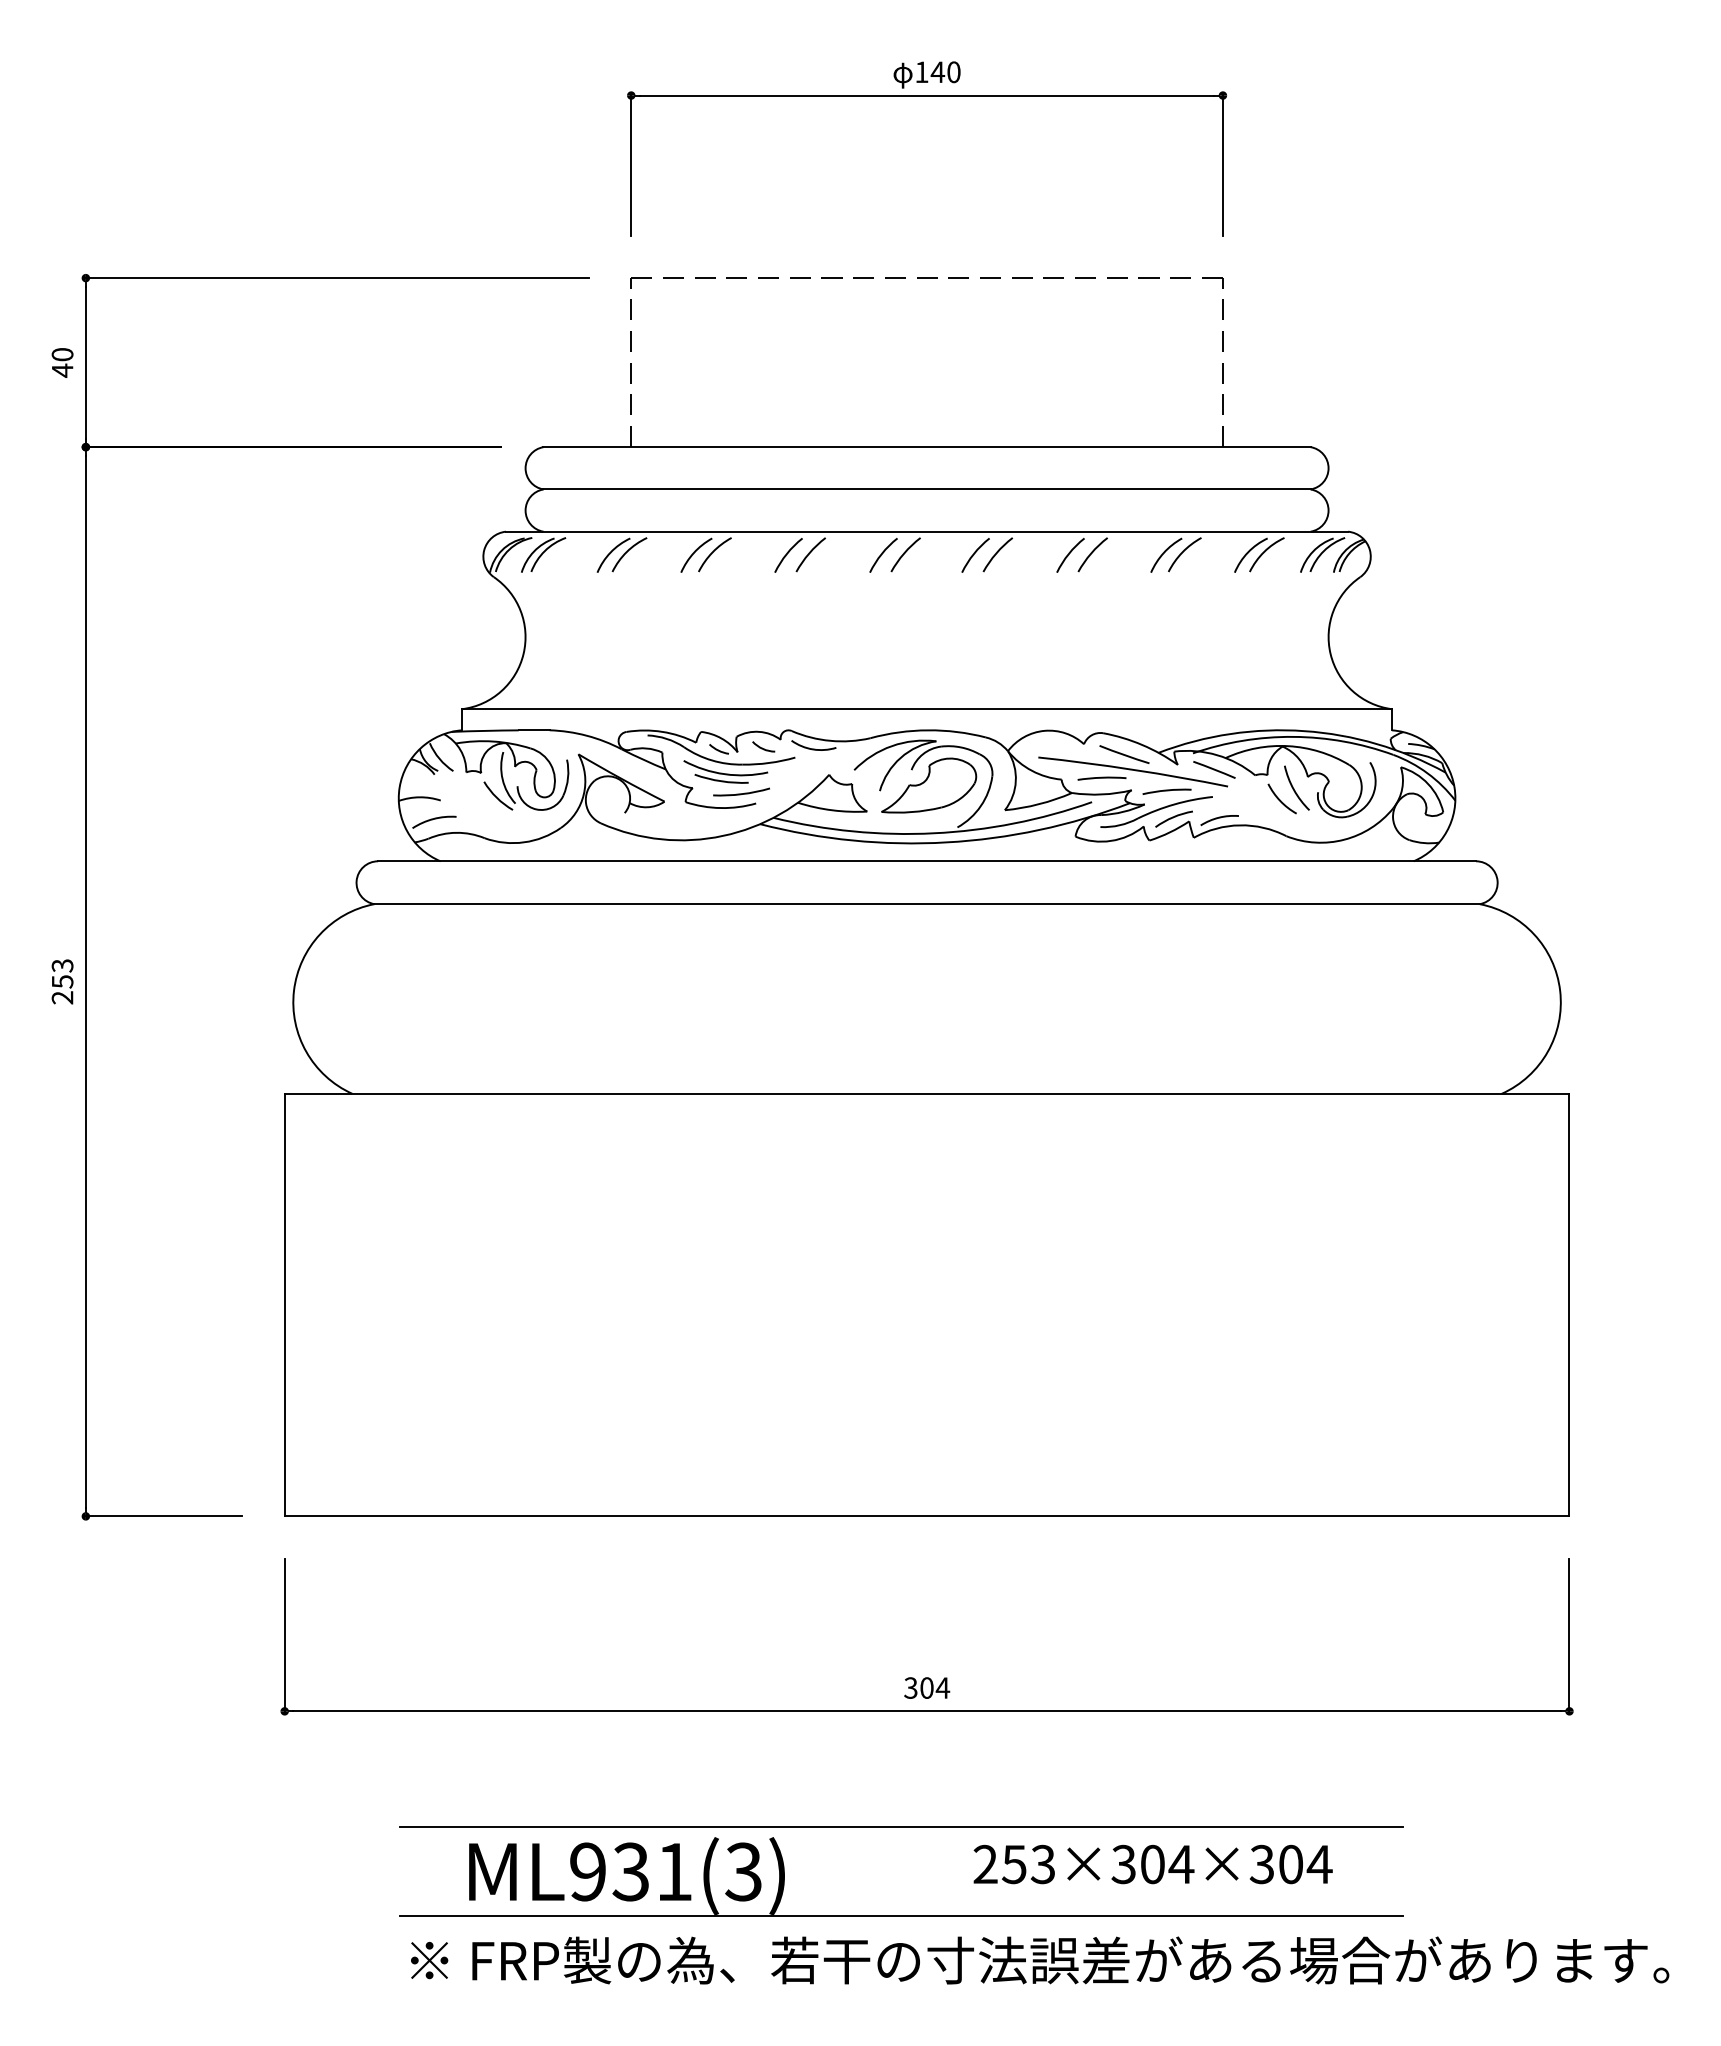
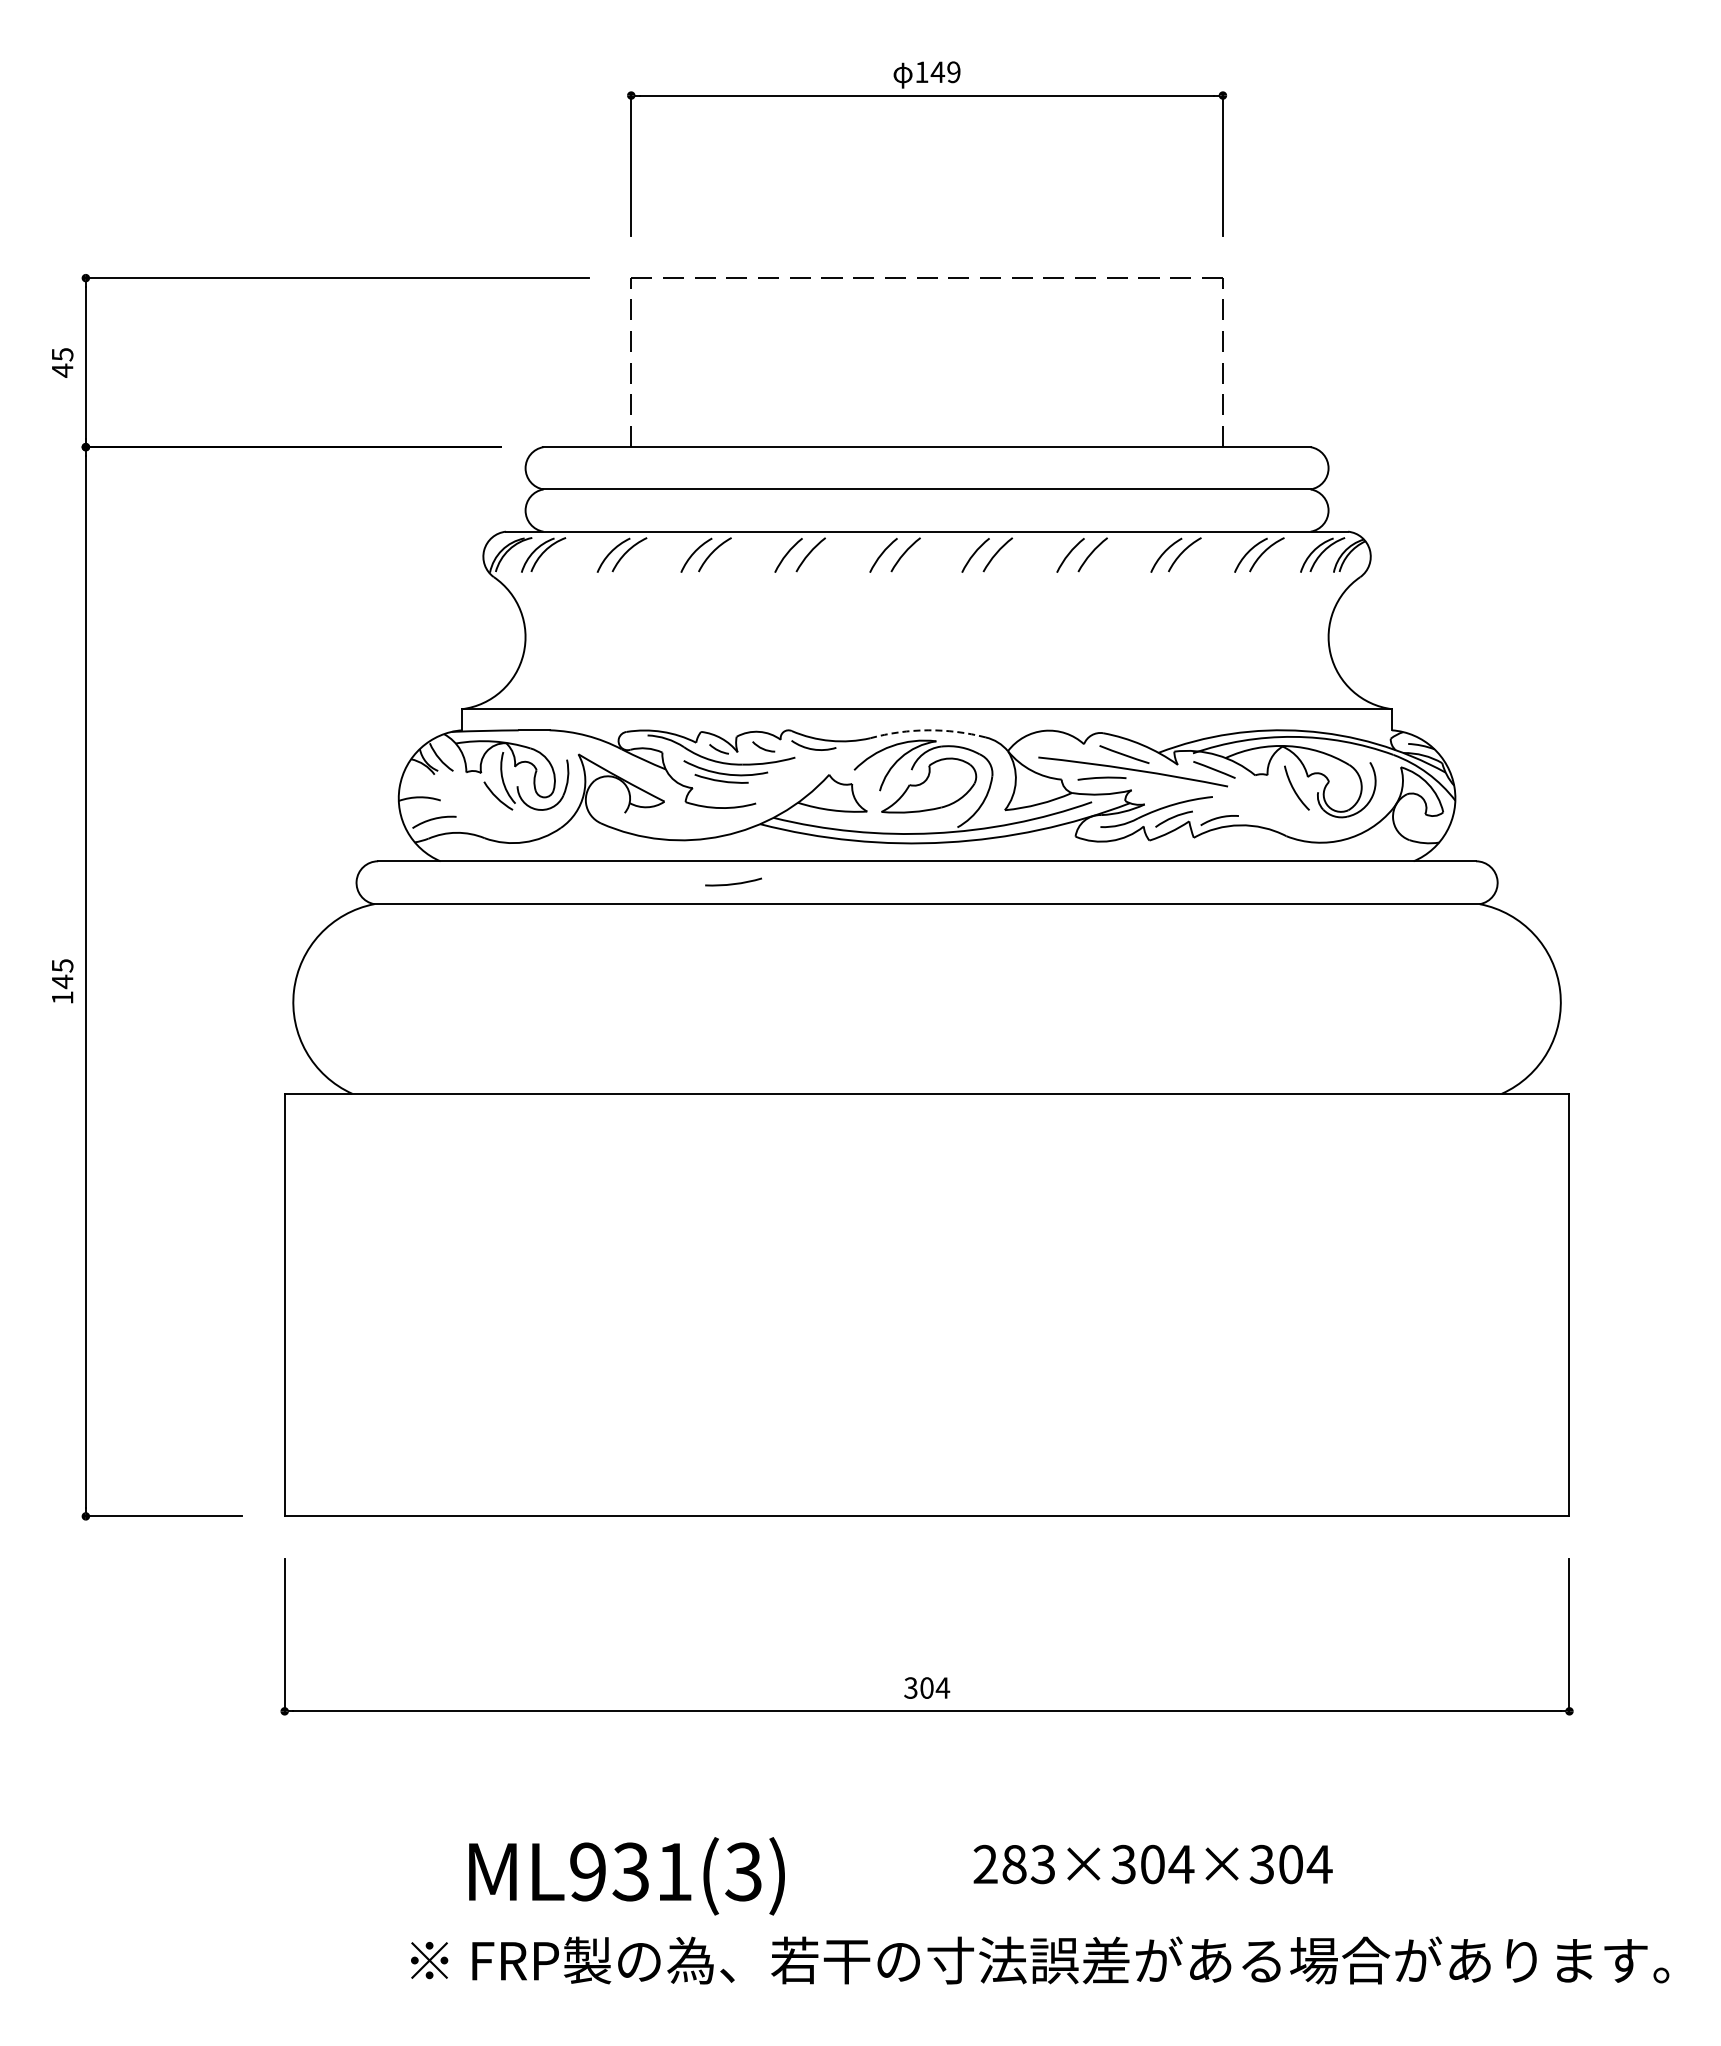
text: 140 -> 149 (953, 72)
text: 40 -> 45 (62, 354)
arc: solid -> dashed (928, 730)
arc: present -> none (1166, 791)
arc position: (741, 793) -> (733, 883) (733, 883)
arc: present -> none (1280, 799)
text: 253 -> 145 (62, 981)
line: present -> none (901, 1826)
text: 253×304×304 -> 283×304×304 (1013, 1864)
line: present -> none (901, 1915)
